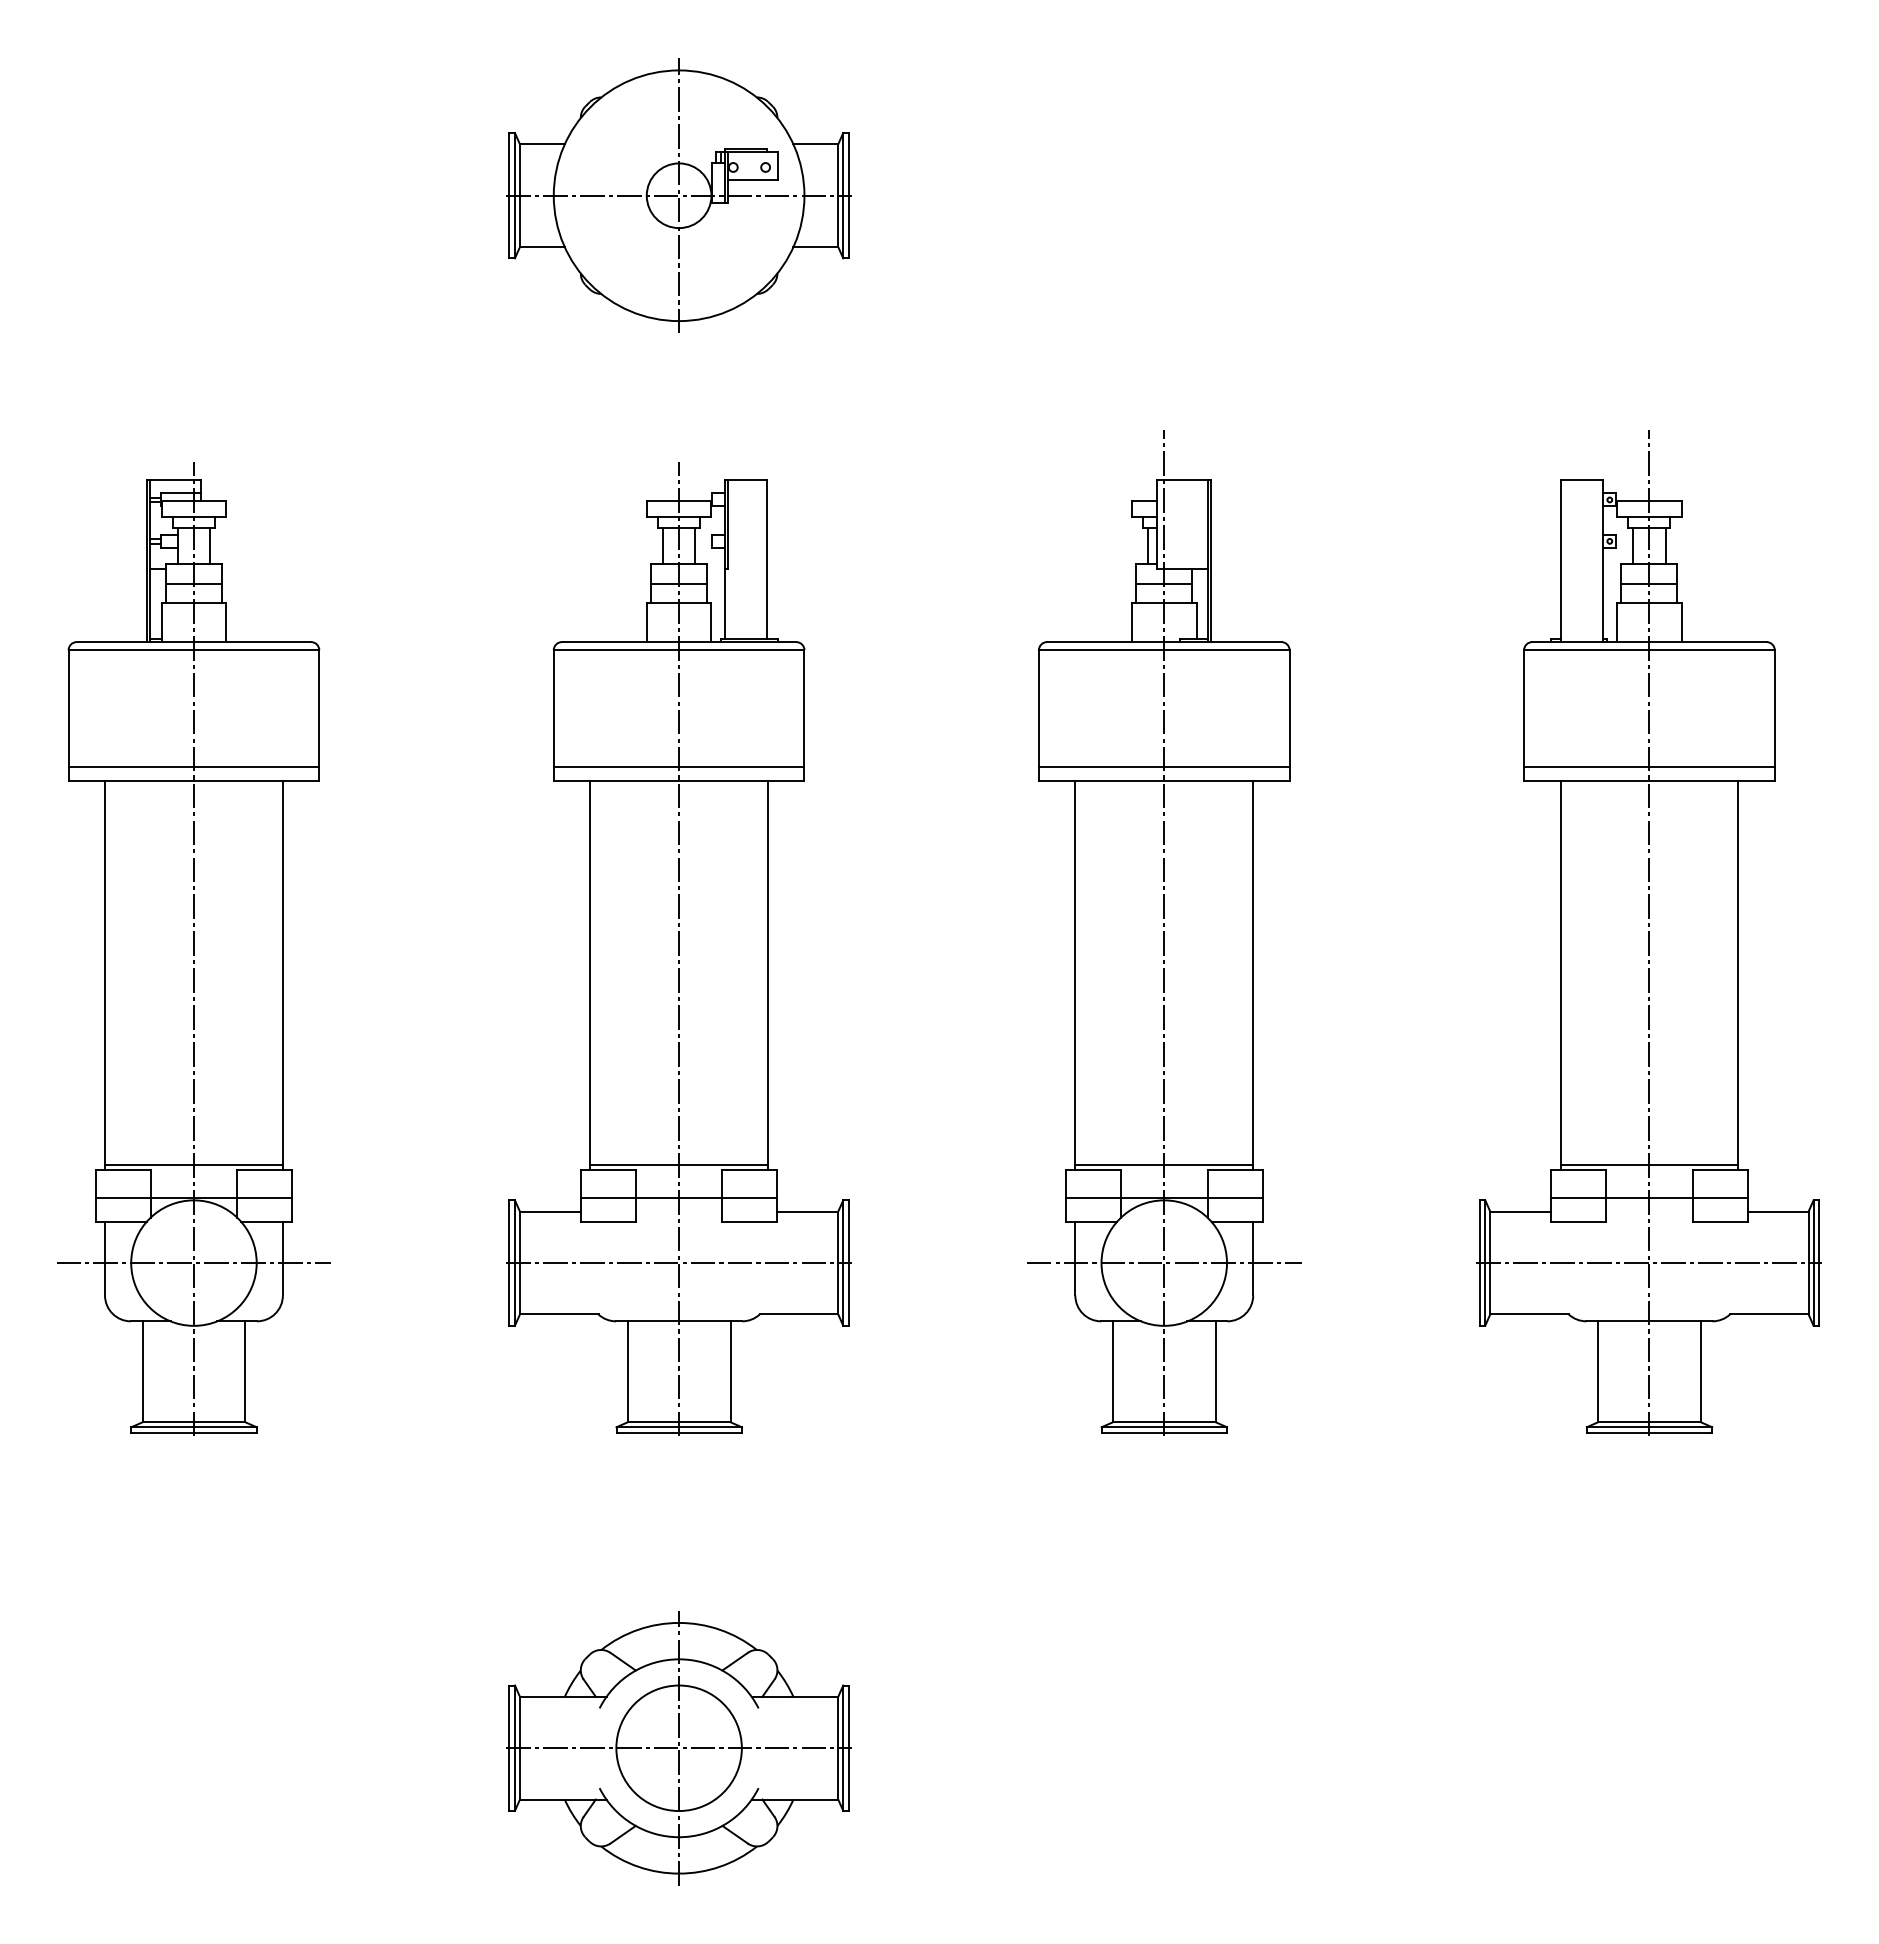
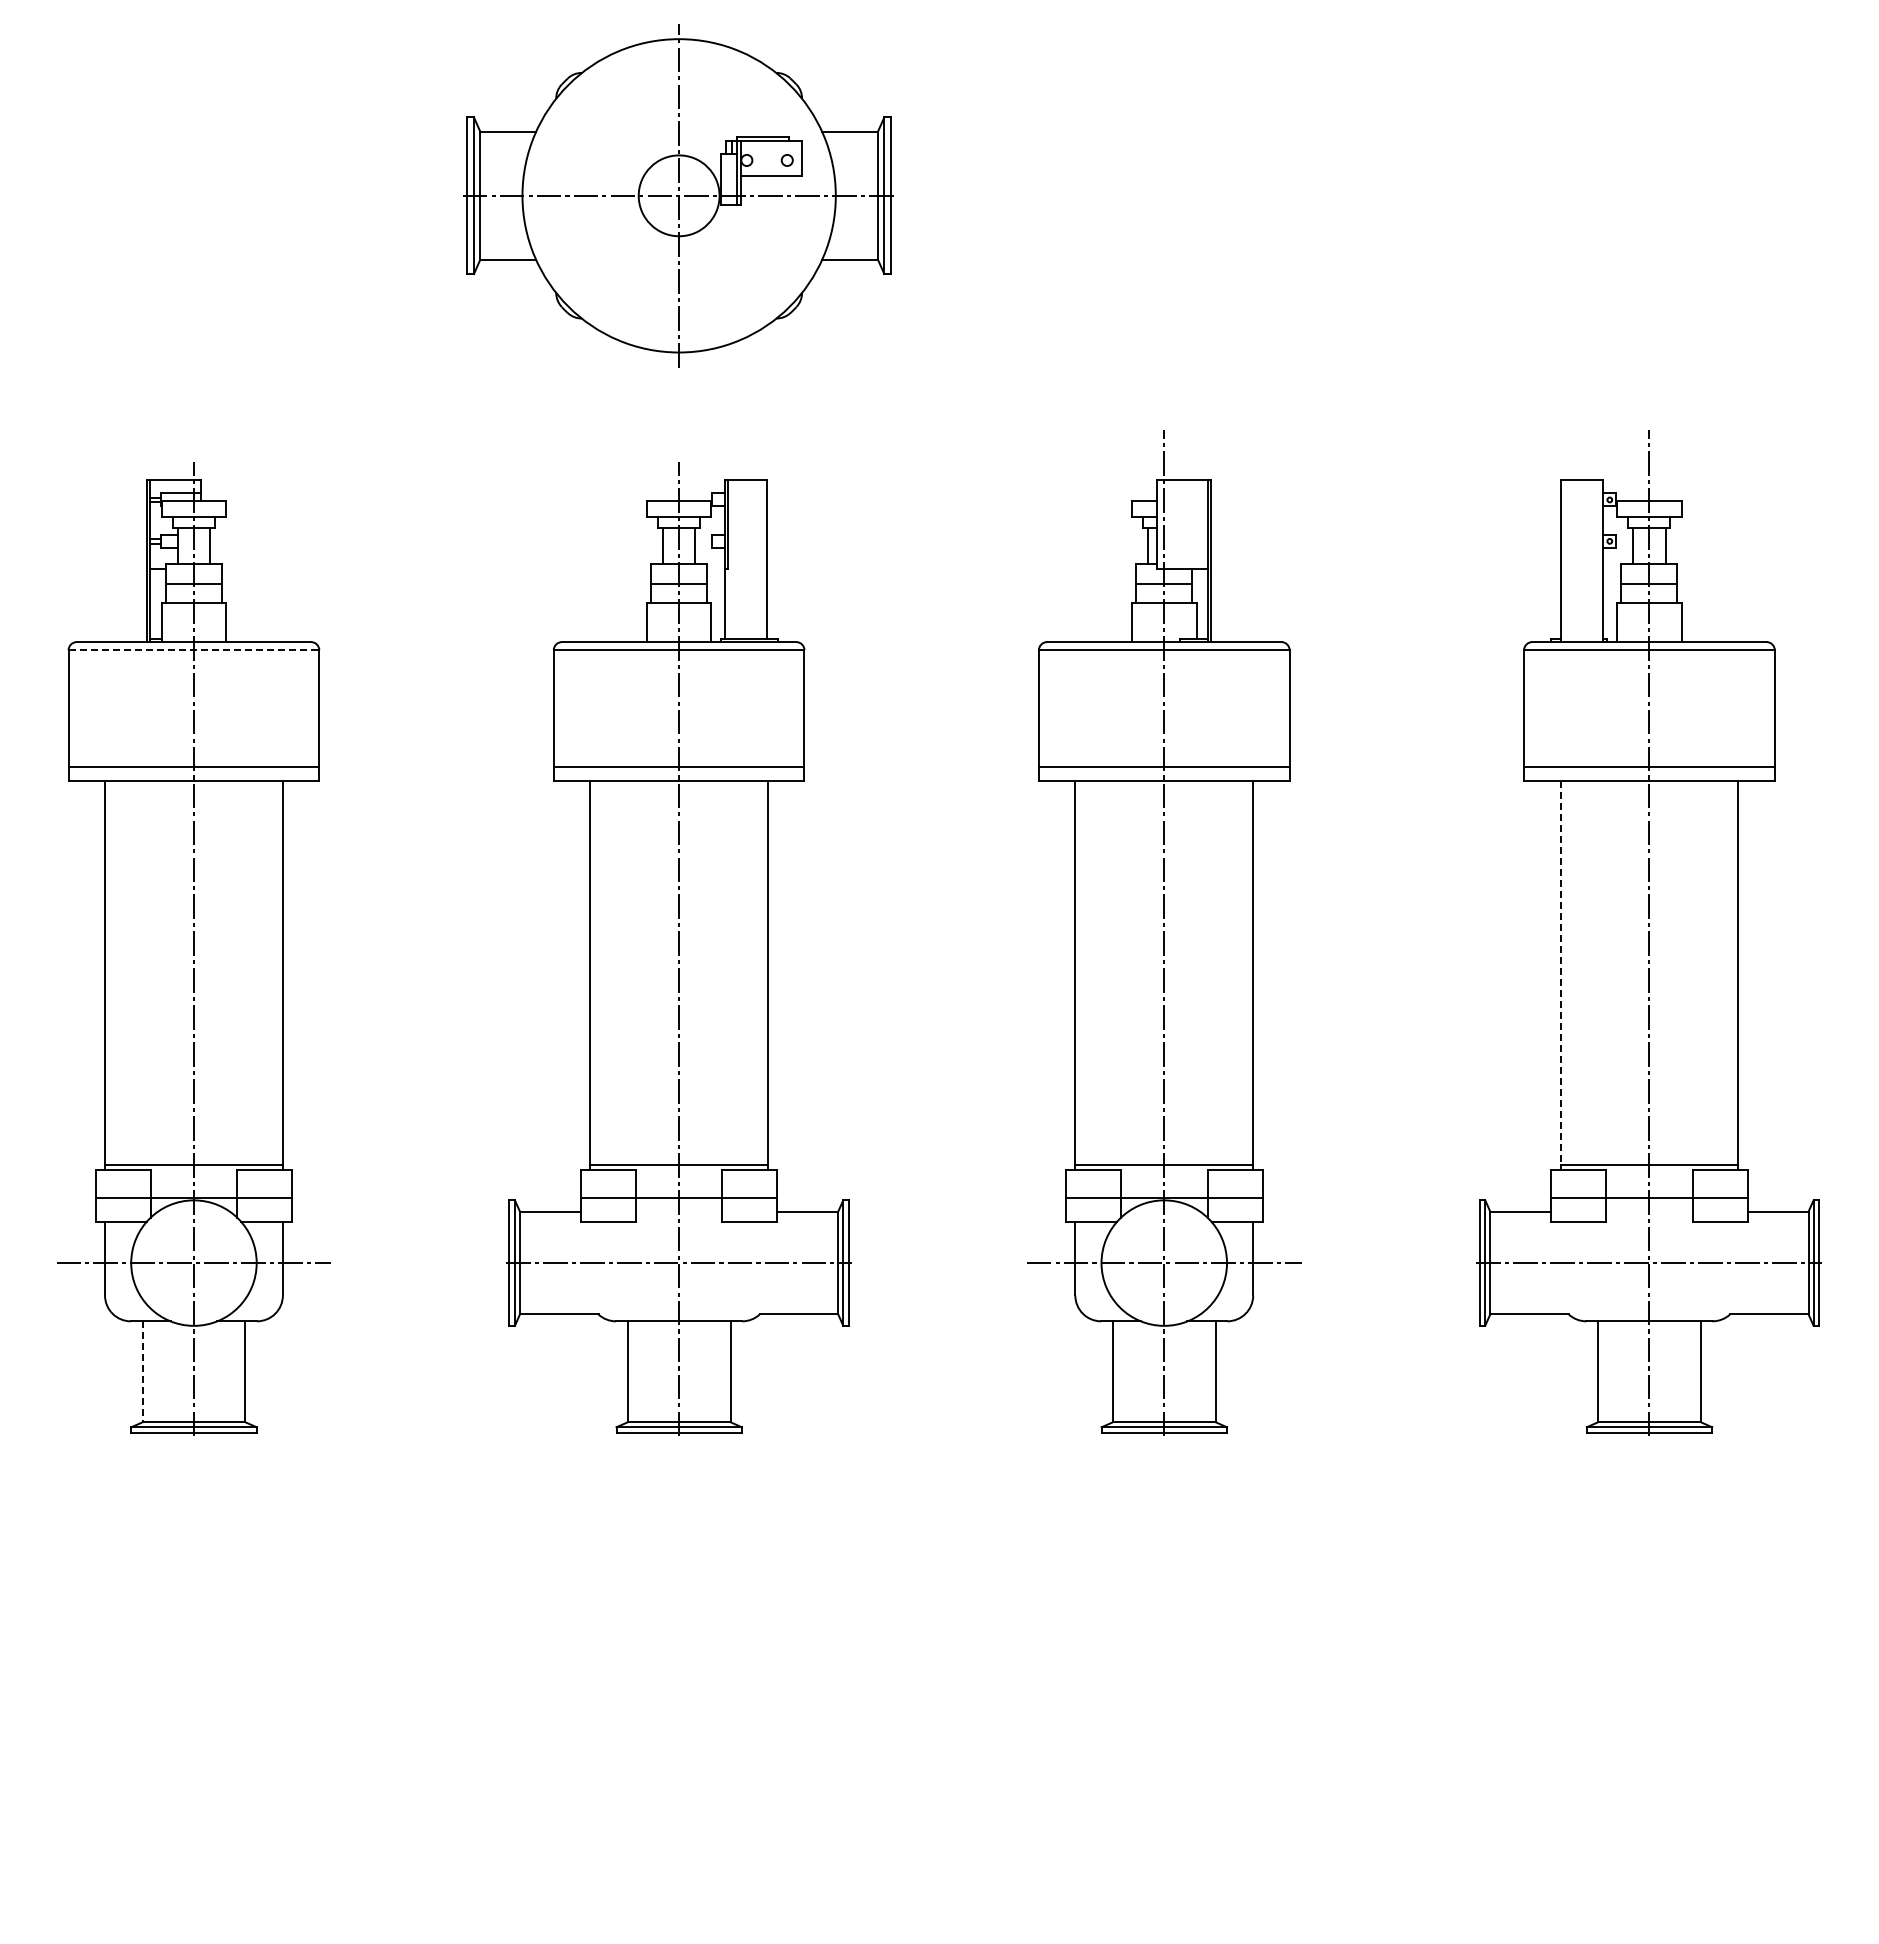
part size: 346x275 px -> 431x344 px (678, 195)
line: solid -> dashed (194, 650)
line: solid -> dashed (1560, 973)
line: solid -> dashed (142, 1372)
part: present -> none (678, 1748)
